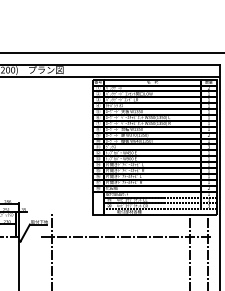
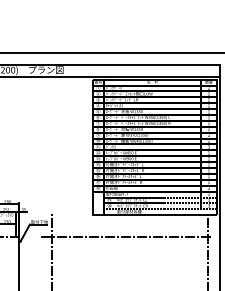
line: present -> none (189, 250)
